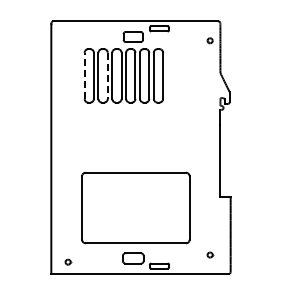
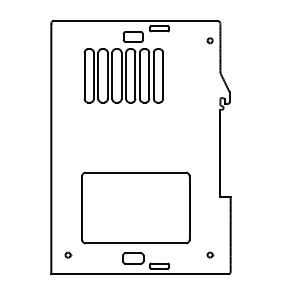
line: dashed -> solid (84, 75)
line: dashed -> solid (107, 76)
part position: (68, 261) -> (68, 254) (68, 254)
